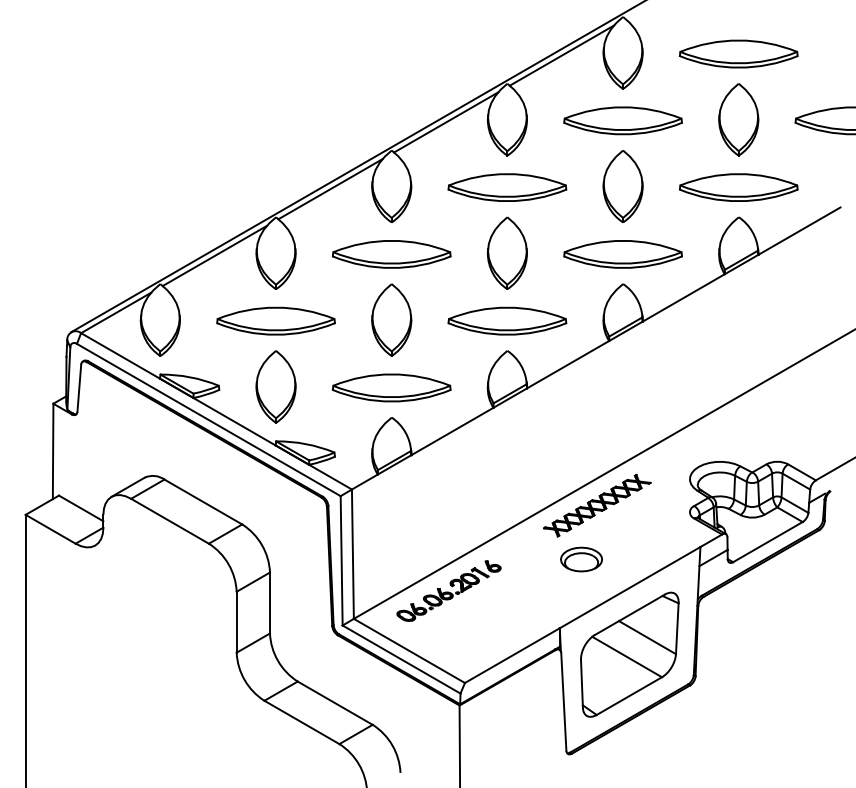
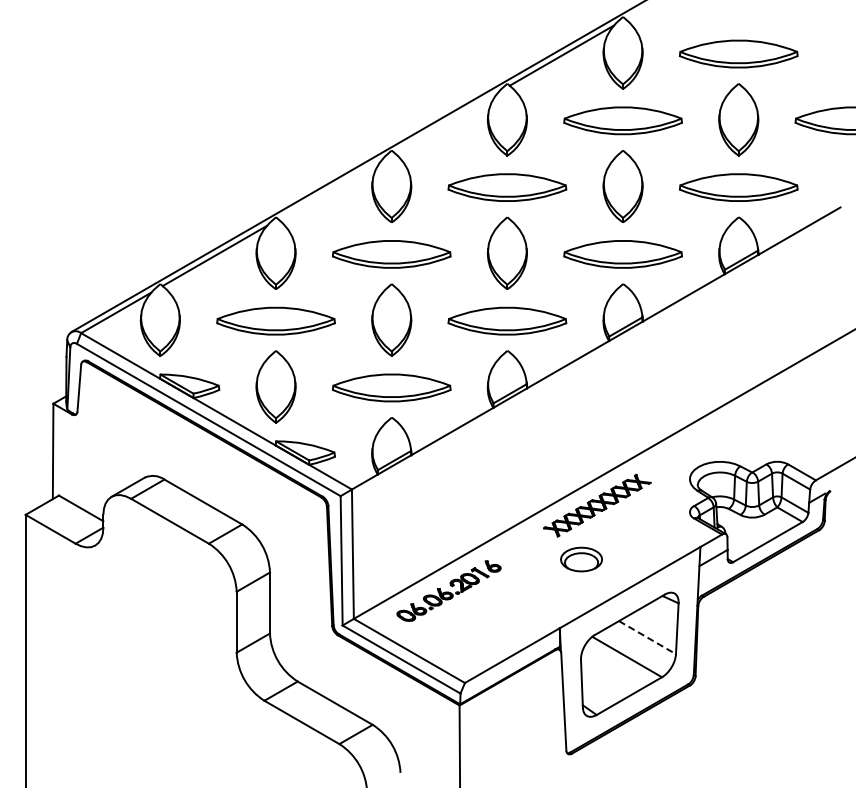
line: present -> none (446, 122)
line: present -> none (330, 189)
line: solid -> dashed (647, 637)
